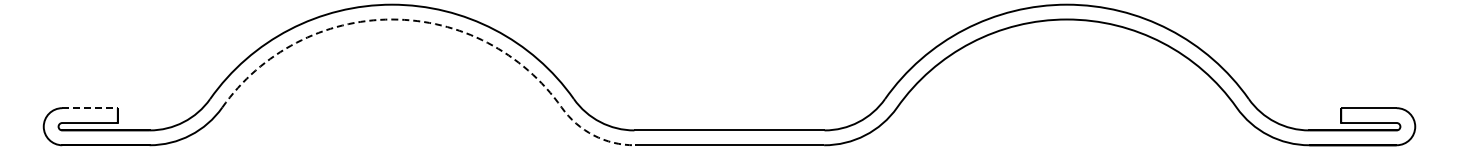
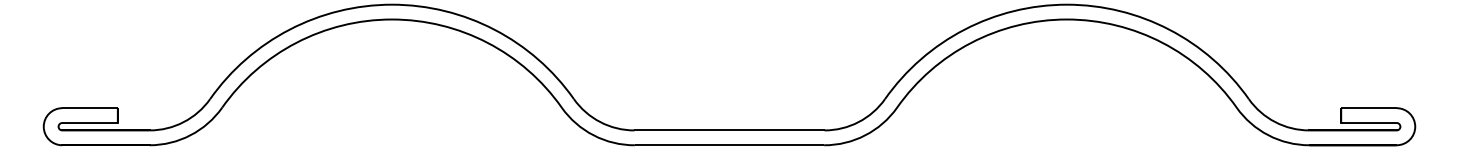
line: dashed -> solid (435, 24)
line: dashed -> solid (90, 108)
